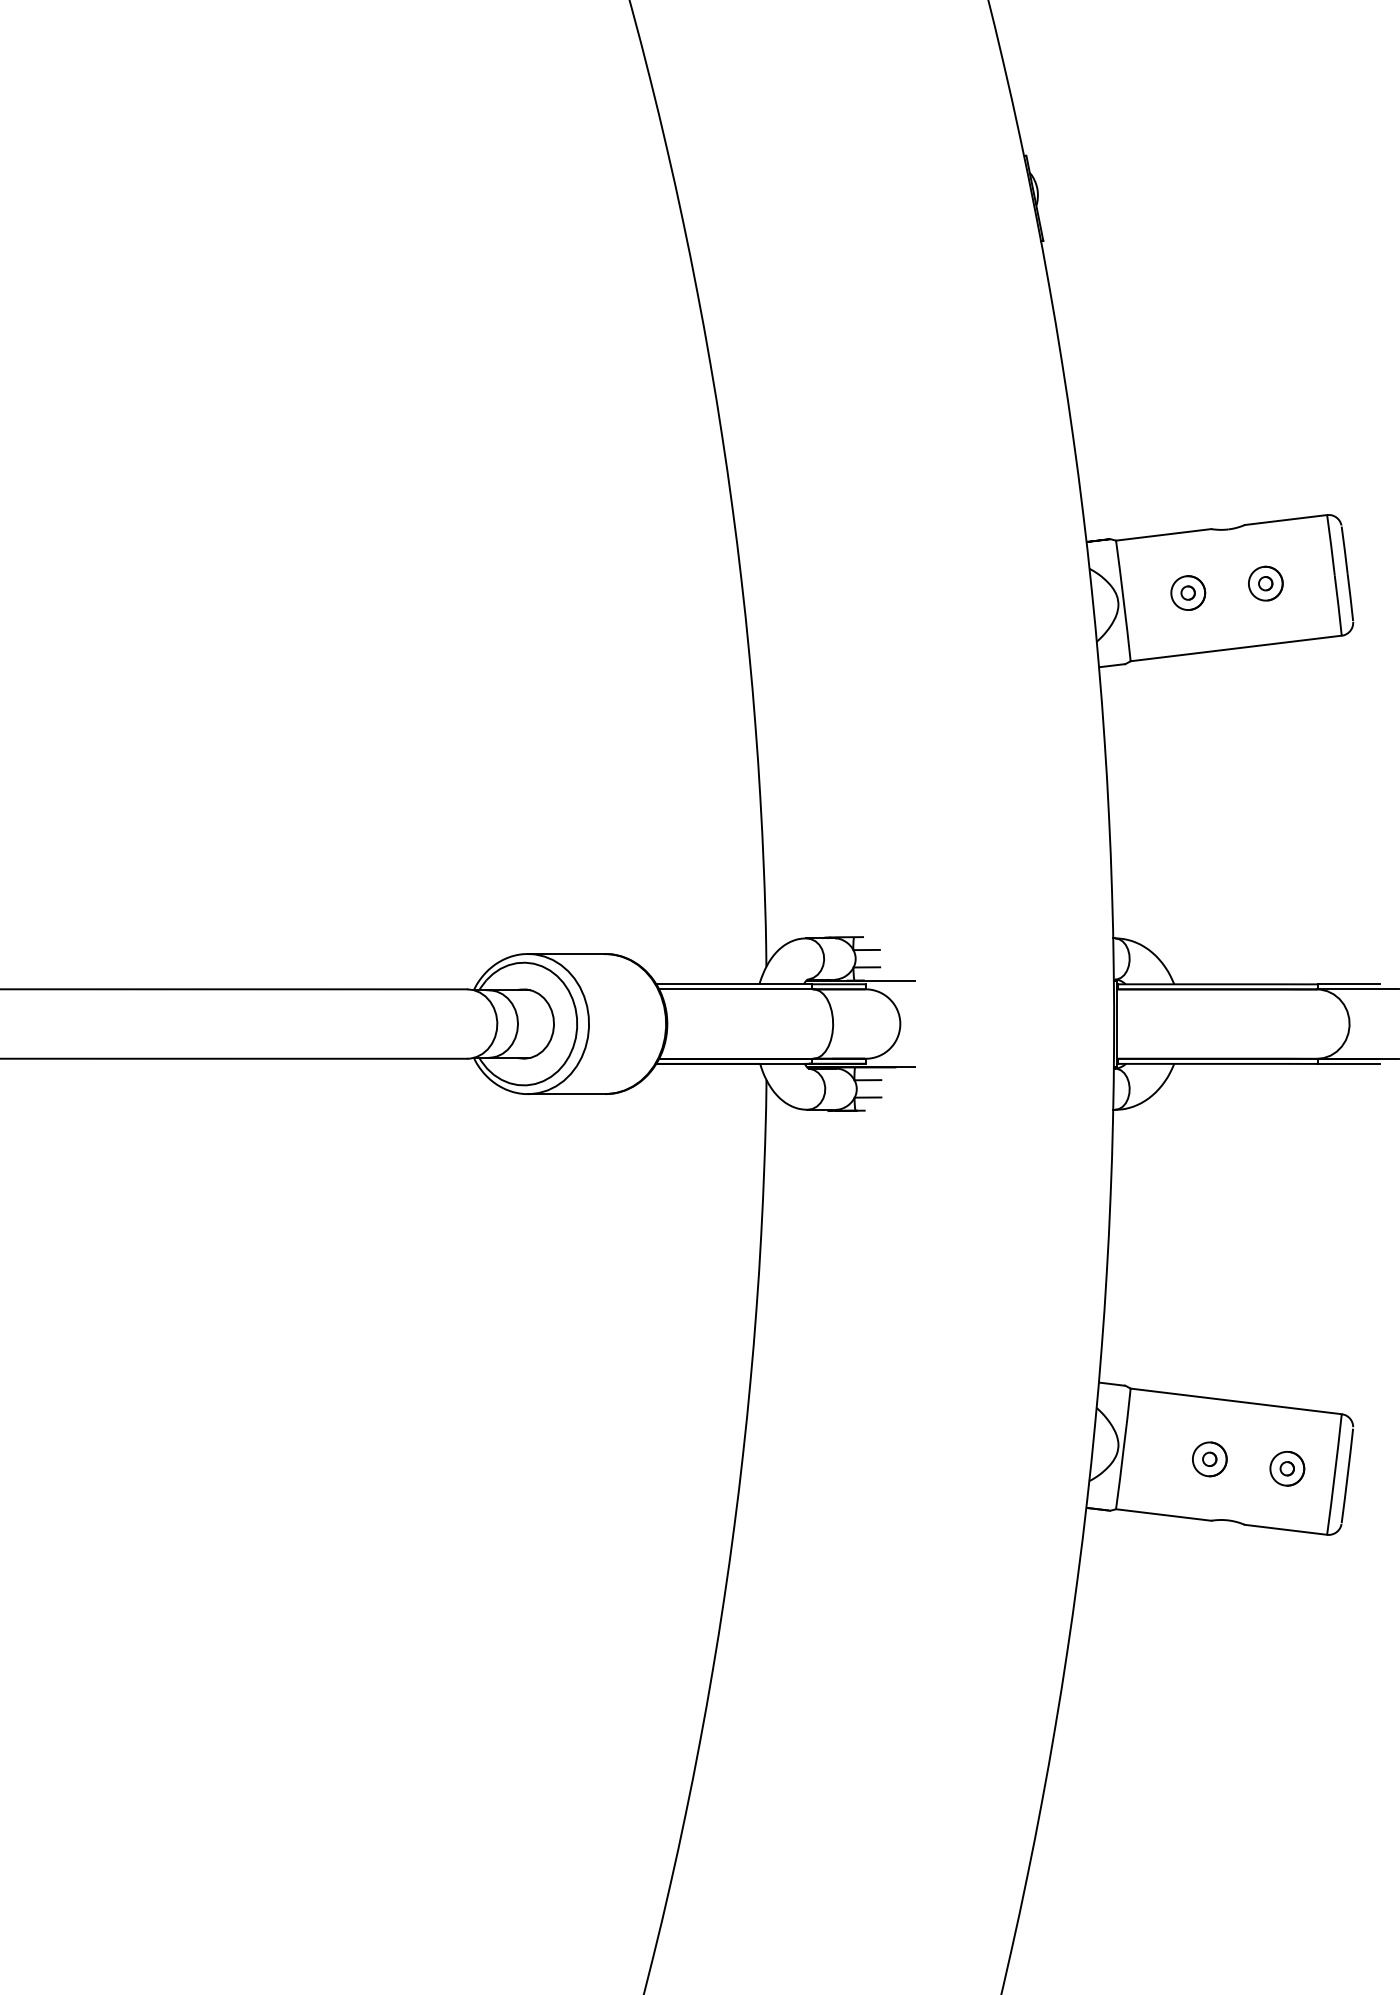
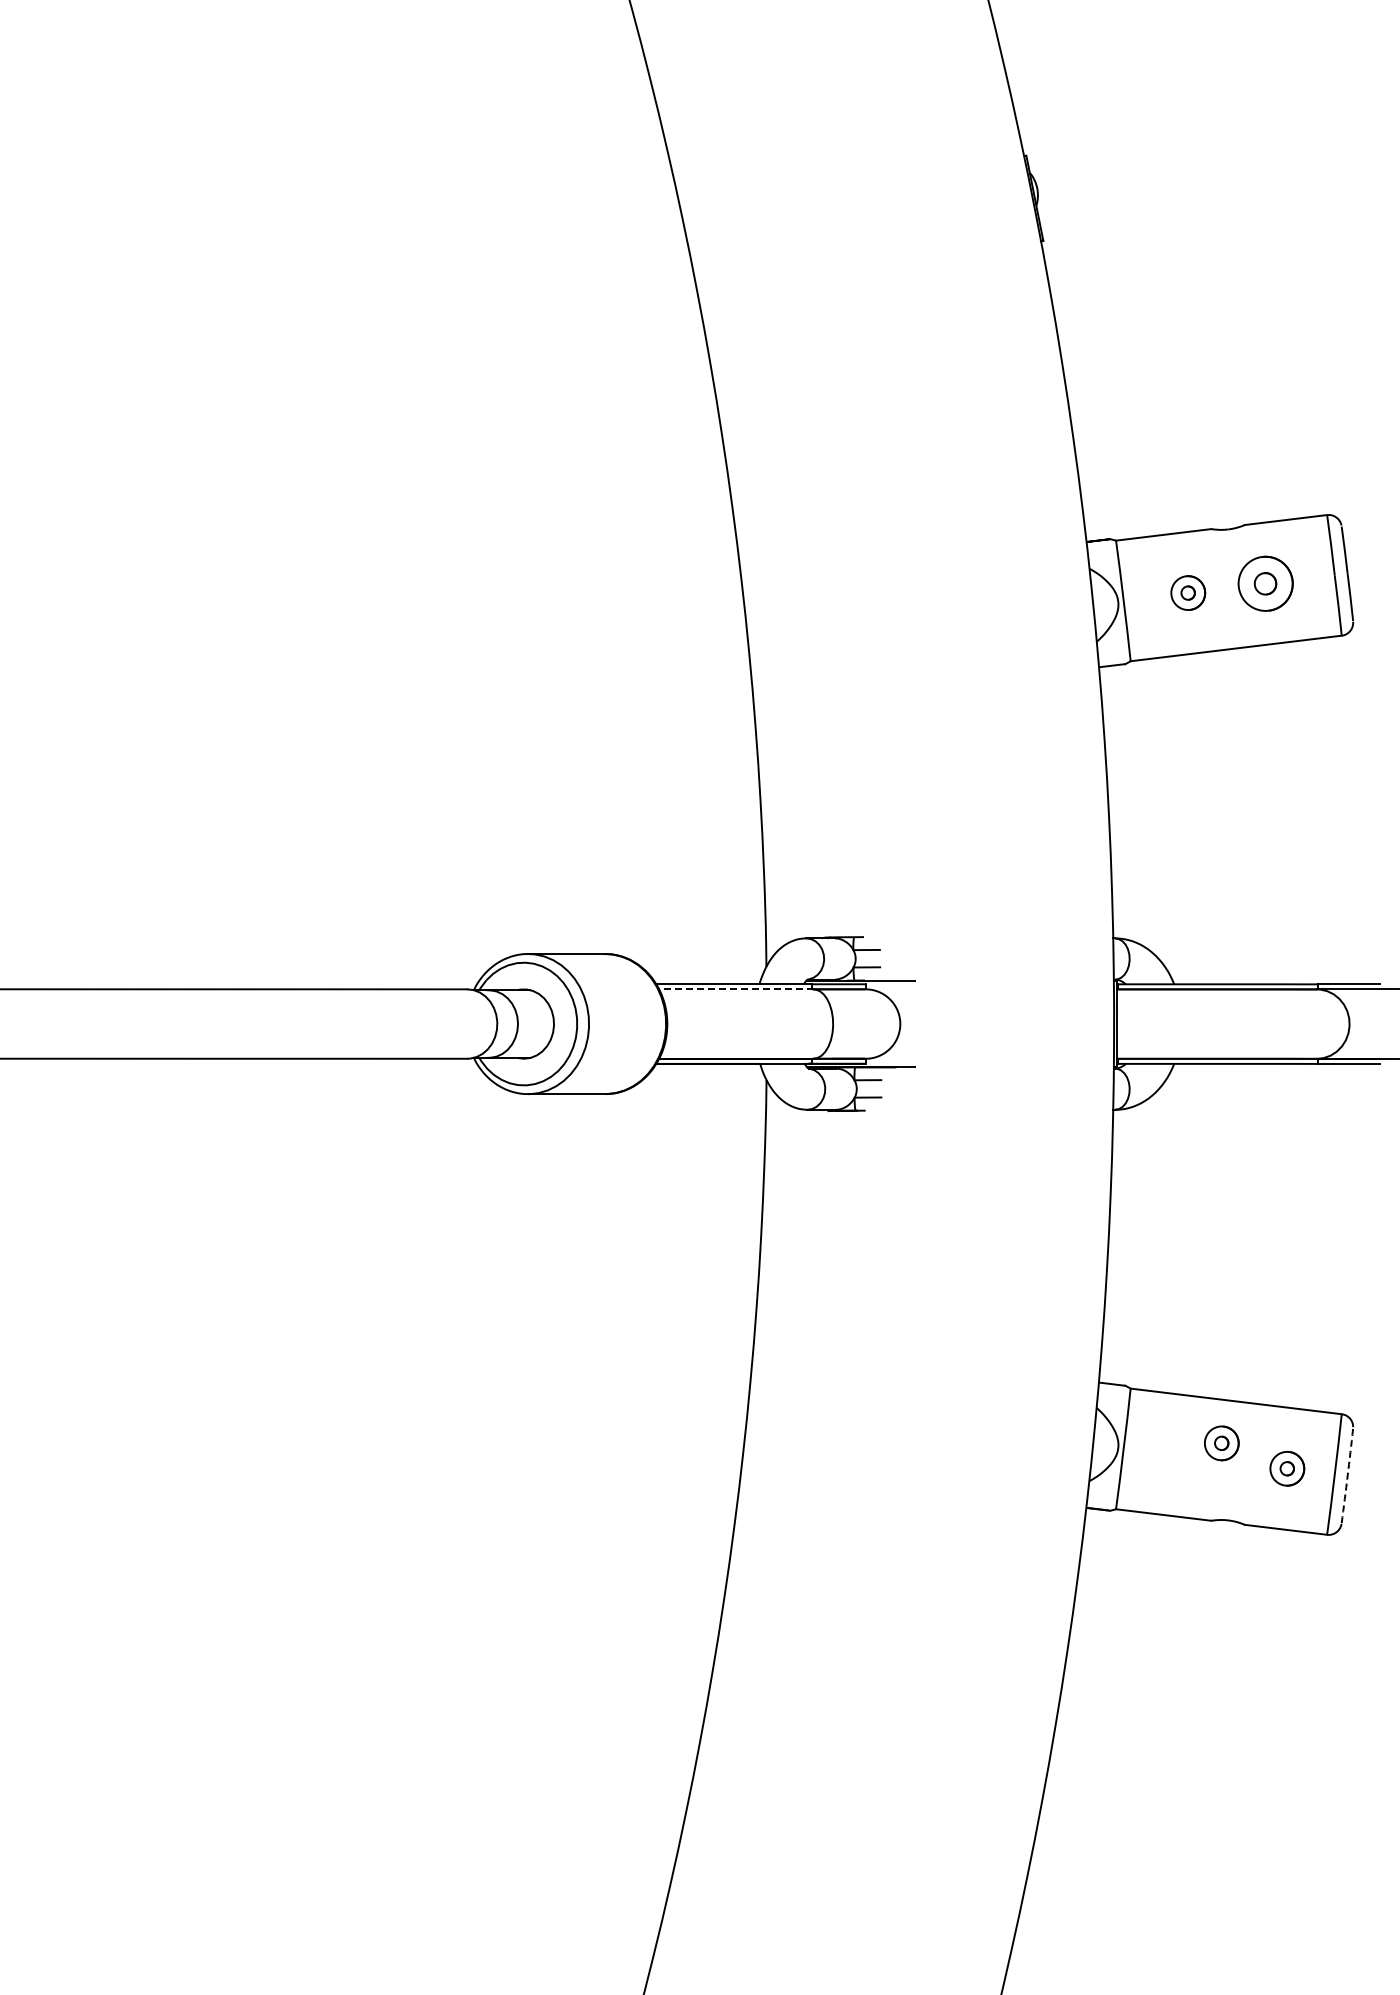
part size: 36x37 px -> 57x57 px (1265, 583)
line: solid -> dashed (735, 989)
part position: (1209, 1459) -> (1221, 1443) (1221, 1443)
arc: solid -> dashed (1347, 1476)
